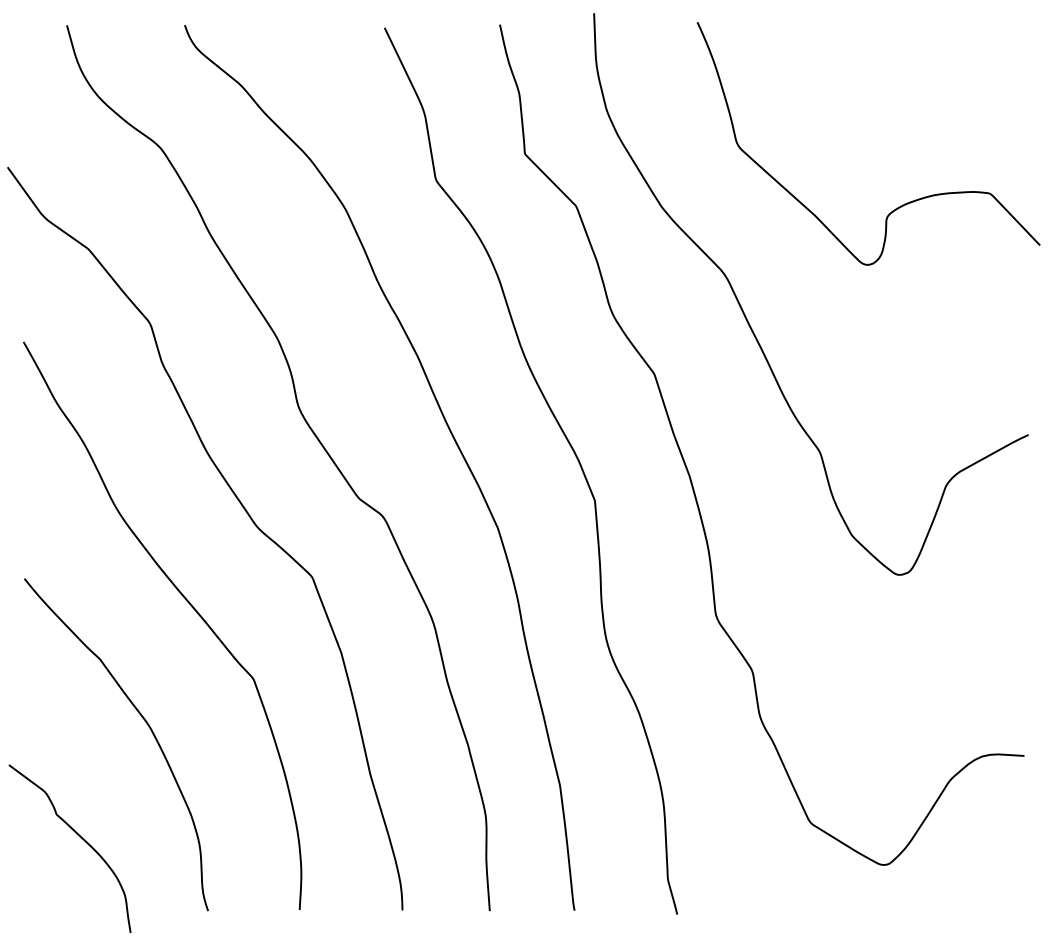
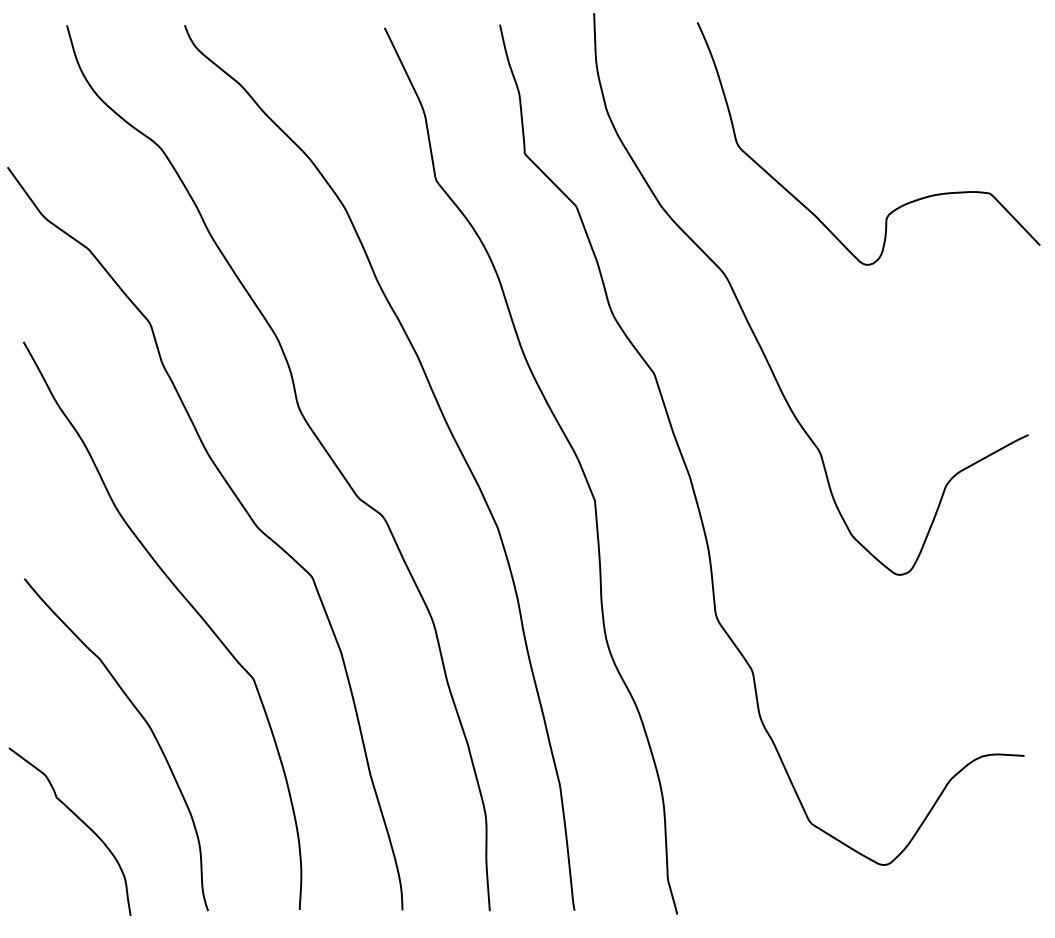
curve position: (77, 835) -> (77, 818) (77, 818)
